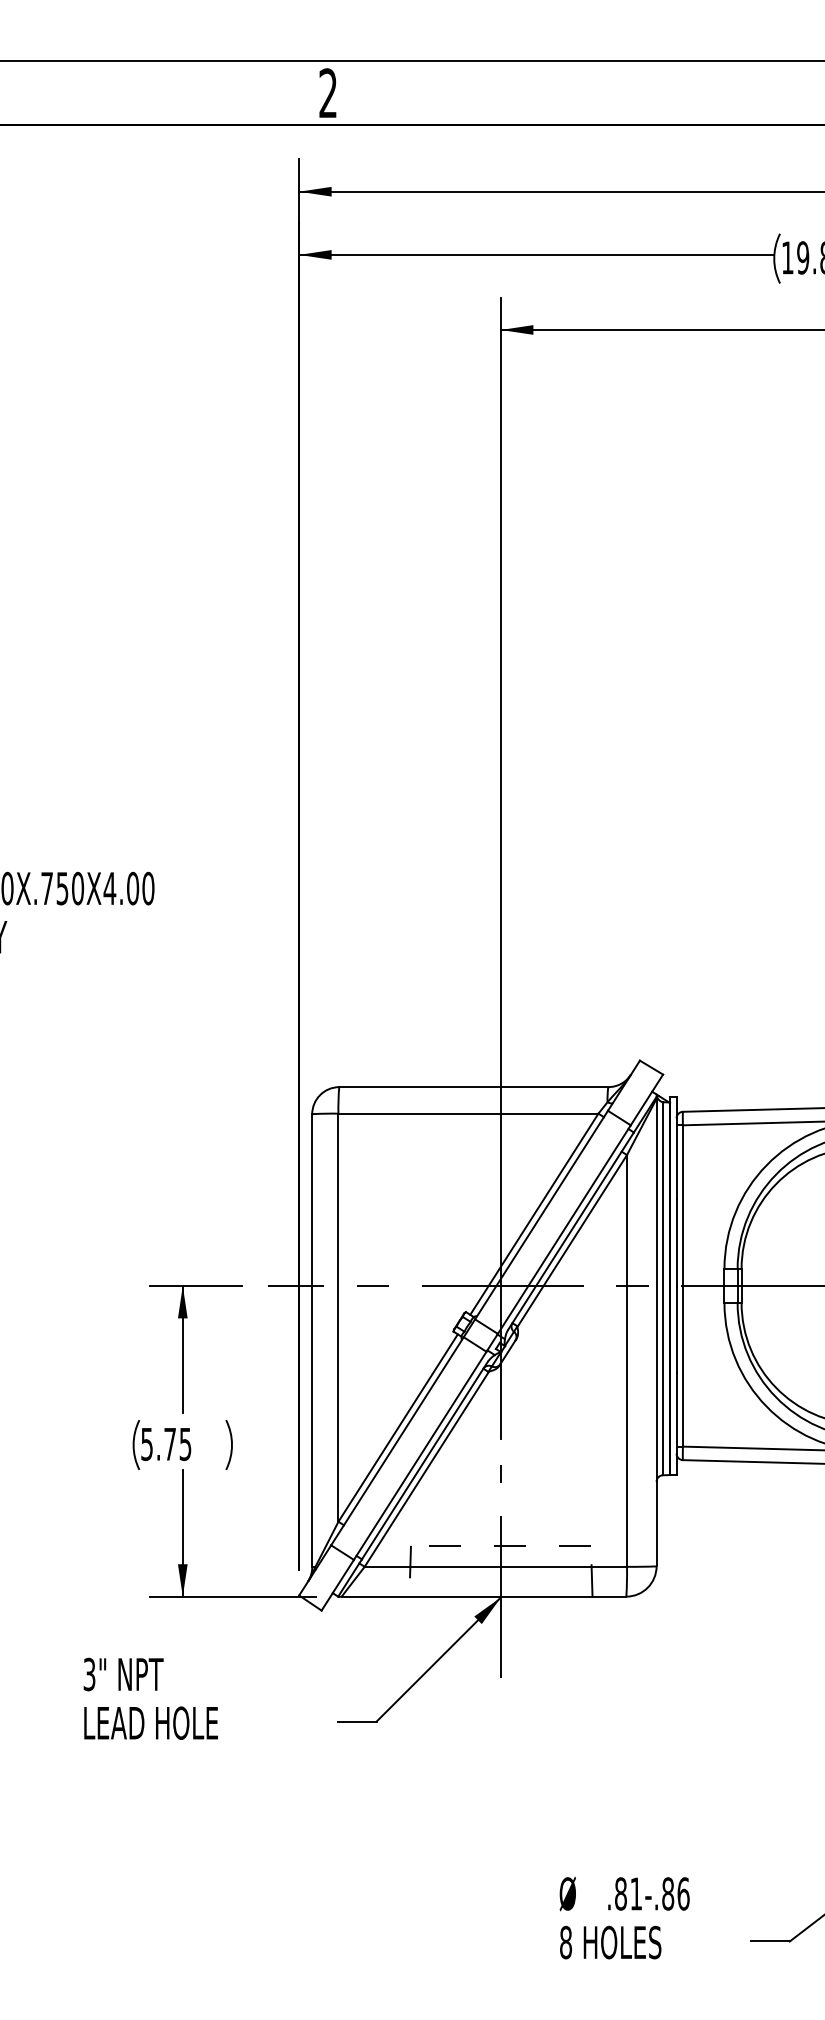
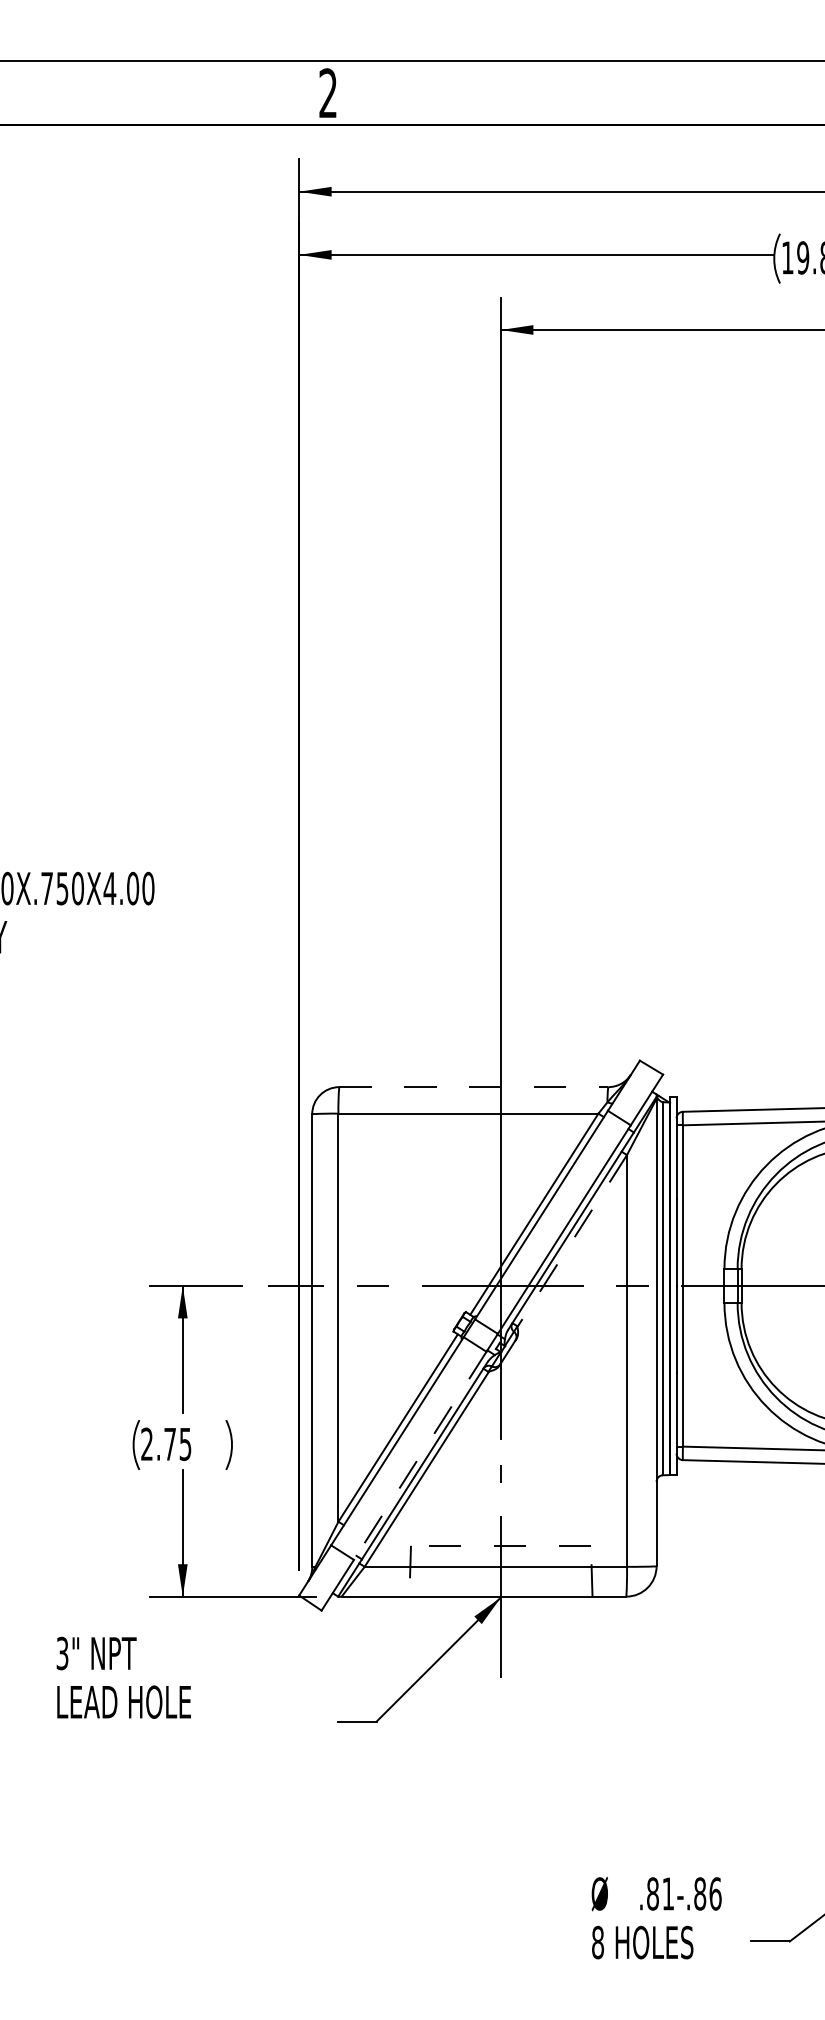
line: solid -> dashed (474, 1087)
line: solid -> dashed (572, 1241)
text: 5.75 -> 2.75 (146, 1444)
line: solid -> dashed (419, 1456)
text position: (150, 1698) -> (123, 1677) (123, 1677)
text position: (624, 1917) -> (656, 1917) (656, 1917)
